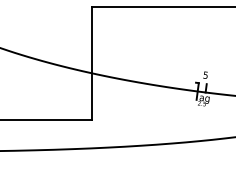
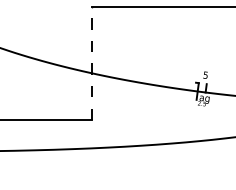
line: solid -> dashed (91, 62)
